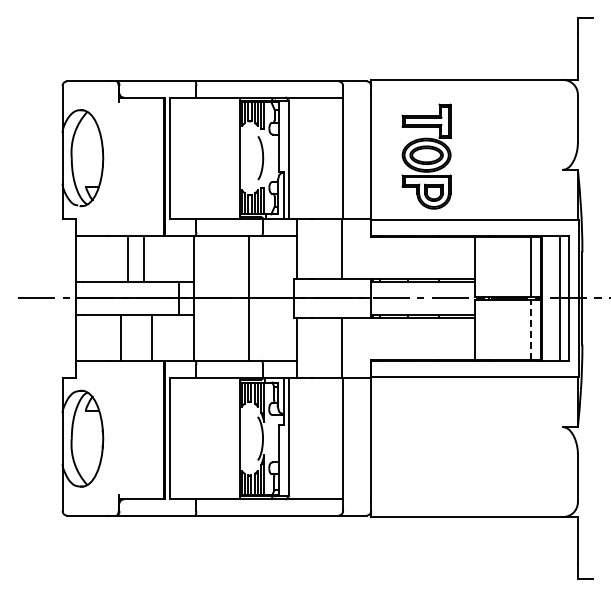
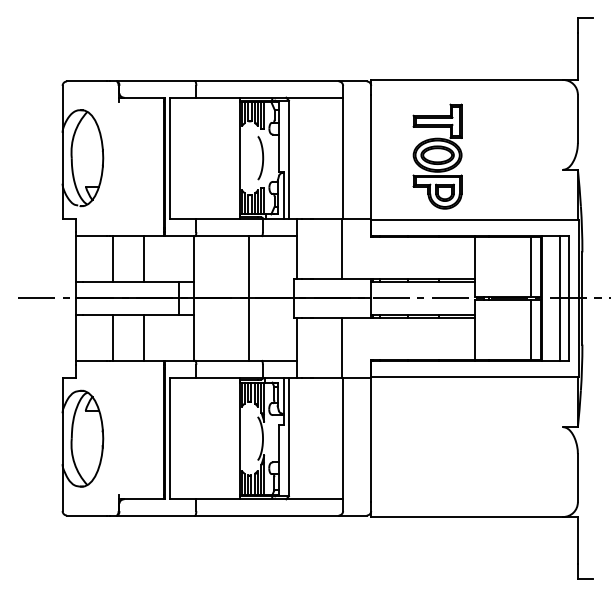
part position: (426, 156) -> (437, 156) (437, 156)
line position: (127, 259) -> (112, 259) (112, 259)
line: dashed -> solid (530, 329)
line position: (120, 337) -> (112, 337) (112, 337)
line position: (152, 337) -> (144, 337) (144, 337)
